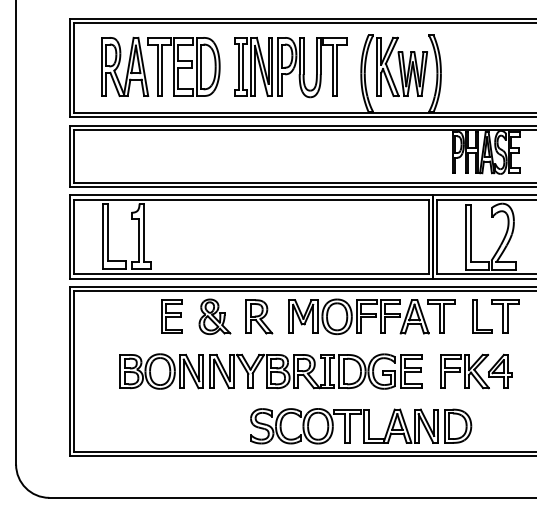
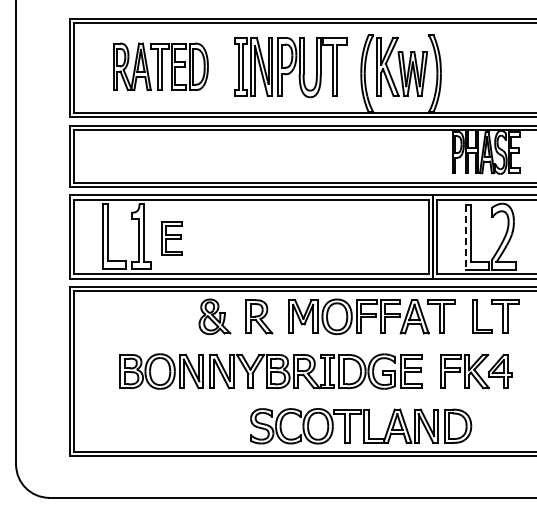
part size: 120x61 px -> 96x50 px (160, 66)
line: solid -> dashed (466, 238)
part position: (171, 316) -> (171, 238) (171, 238)
